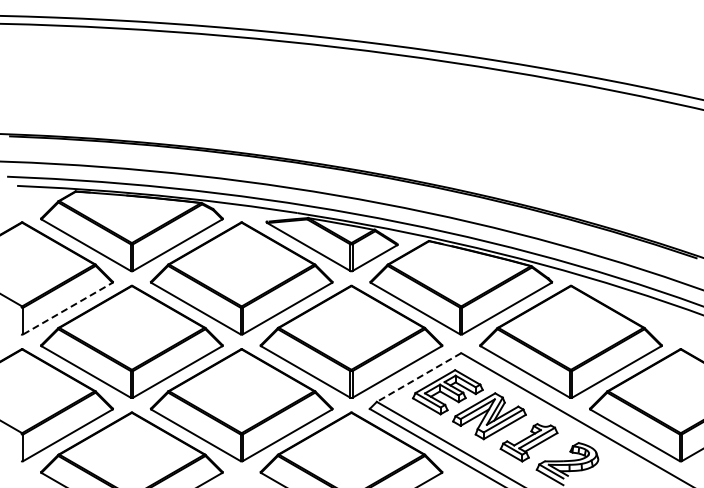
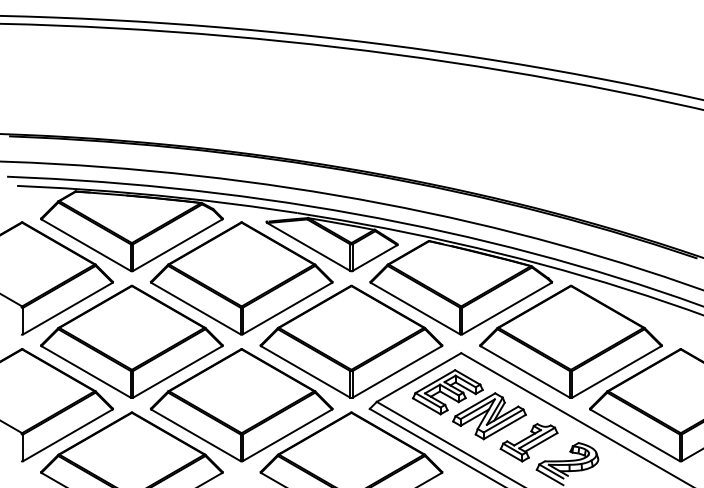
line: dashed -> solid (67, 308)
line: dashed -> solid (419, 377)
